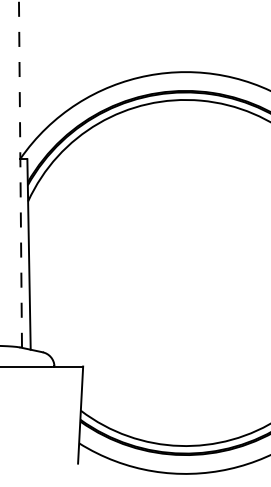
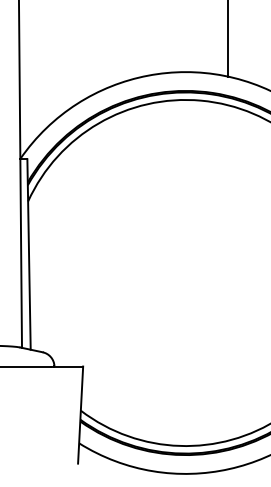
line: none -> present (228, 39)
line: dashed -> solid (20, 173)
